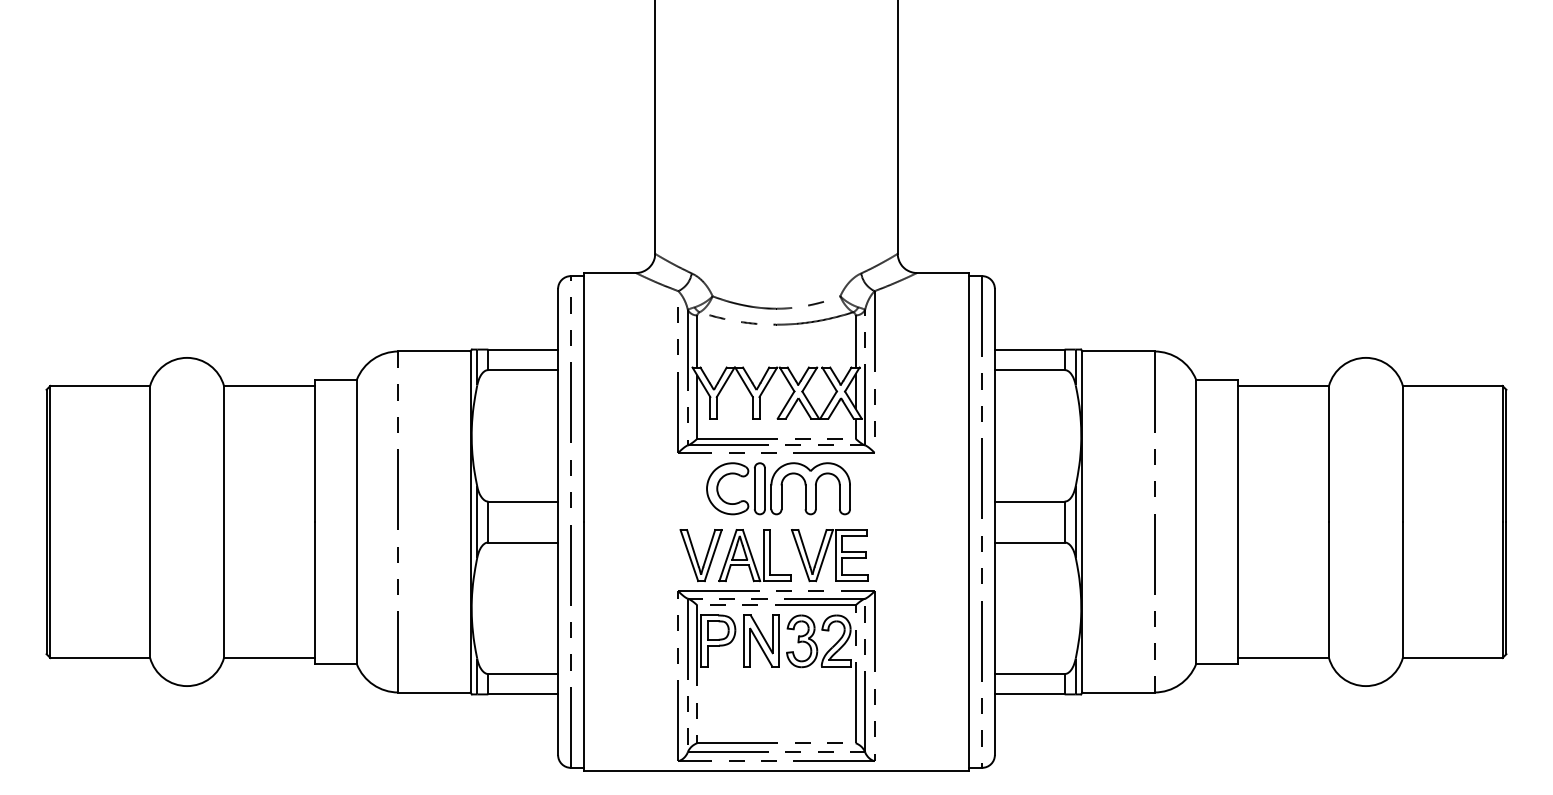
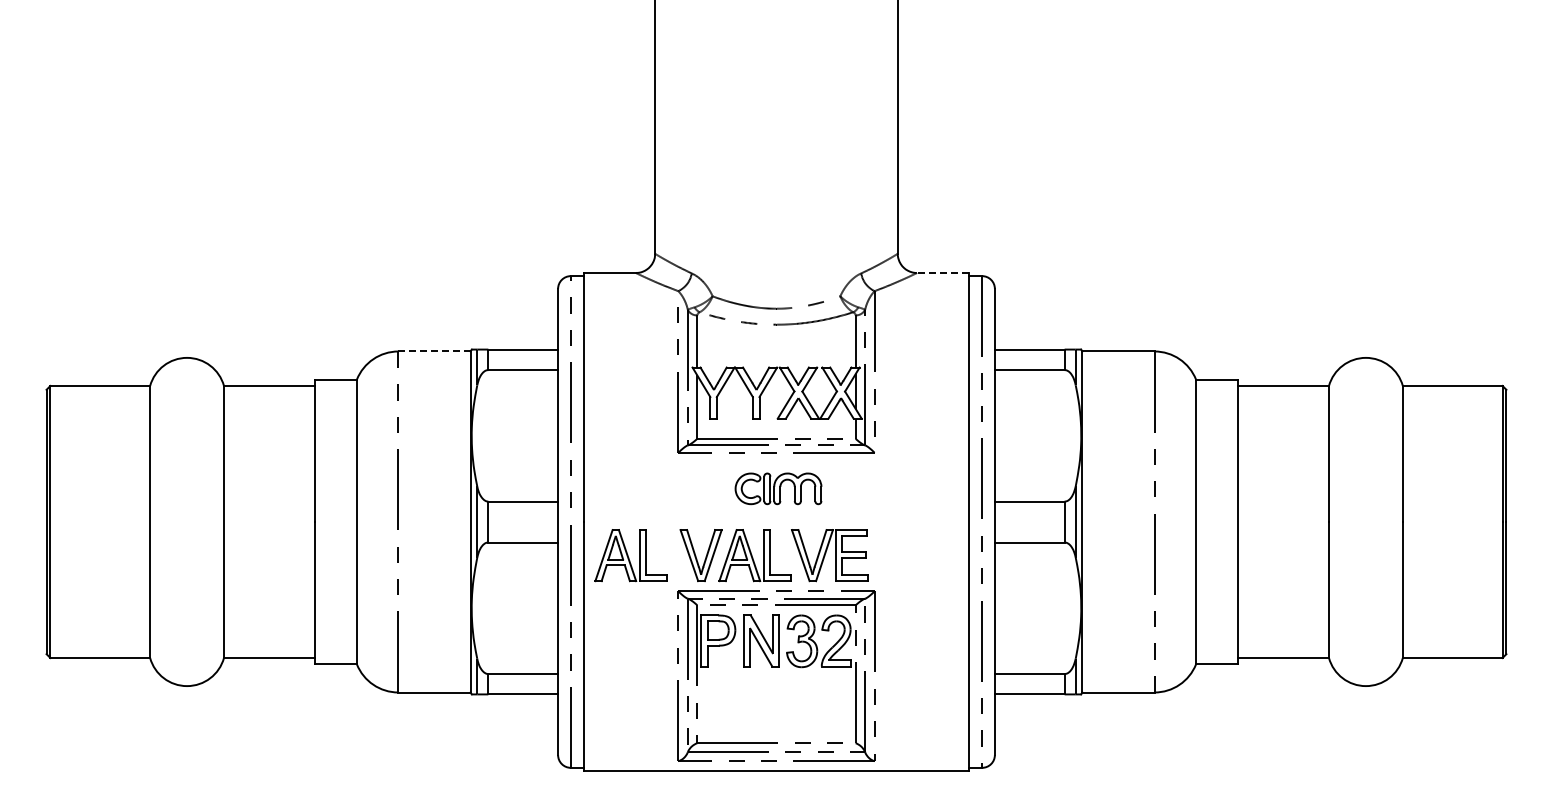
line: solid -> dashed (942, 272)
line: solid -> dashed (434, 351)
part size: 145x54 px -> 89x34 px (778, 488)
part: none -> present (630, 555)
